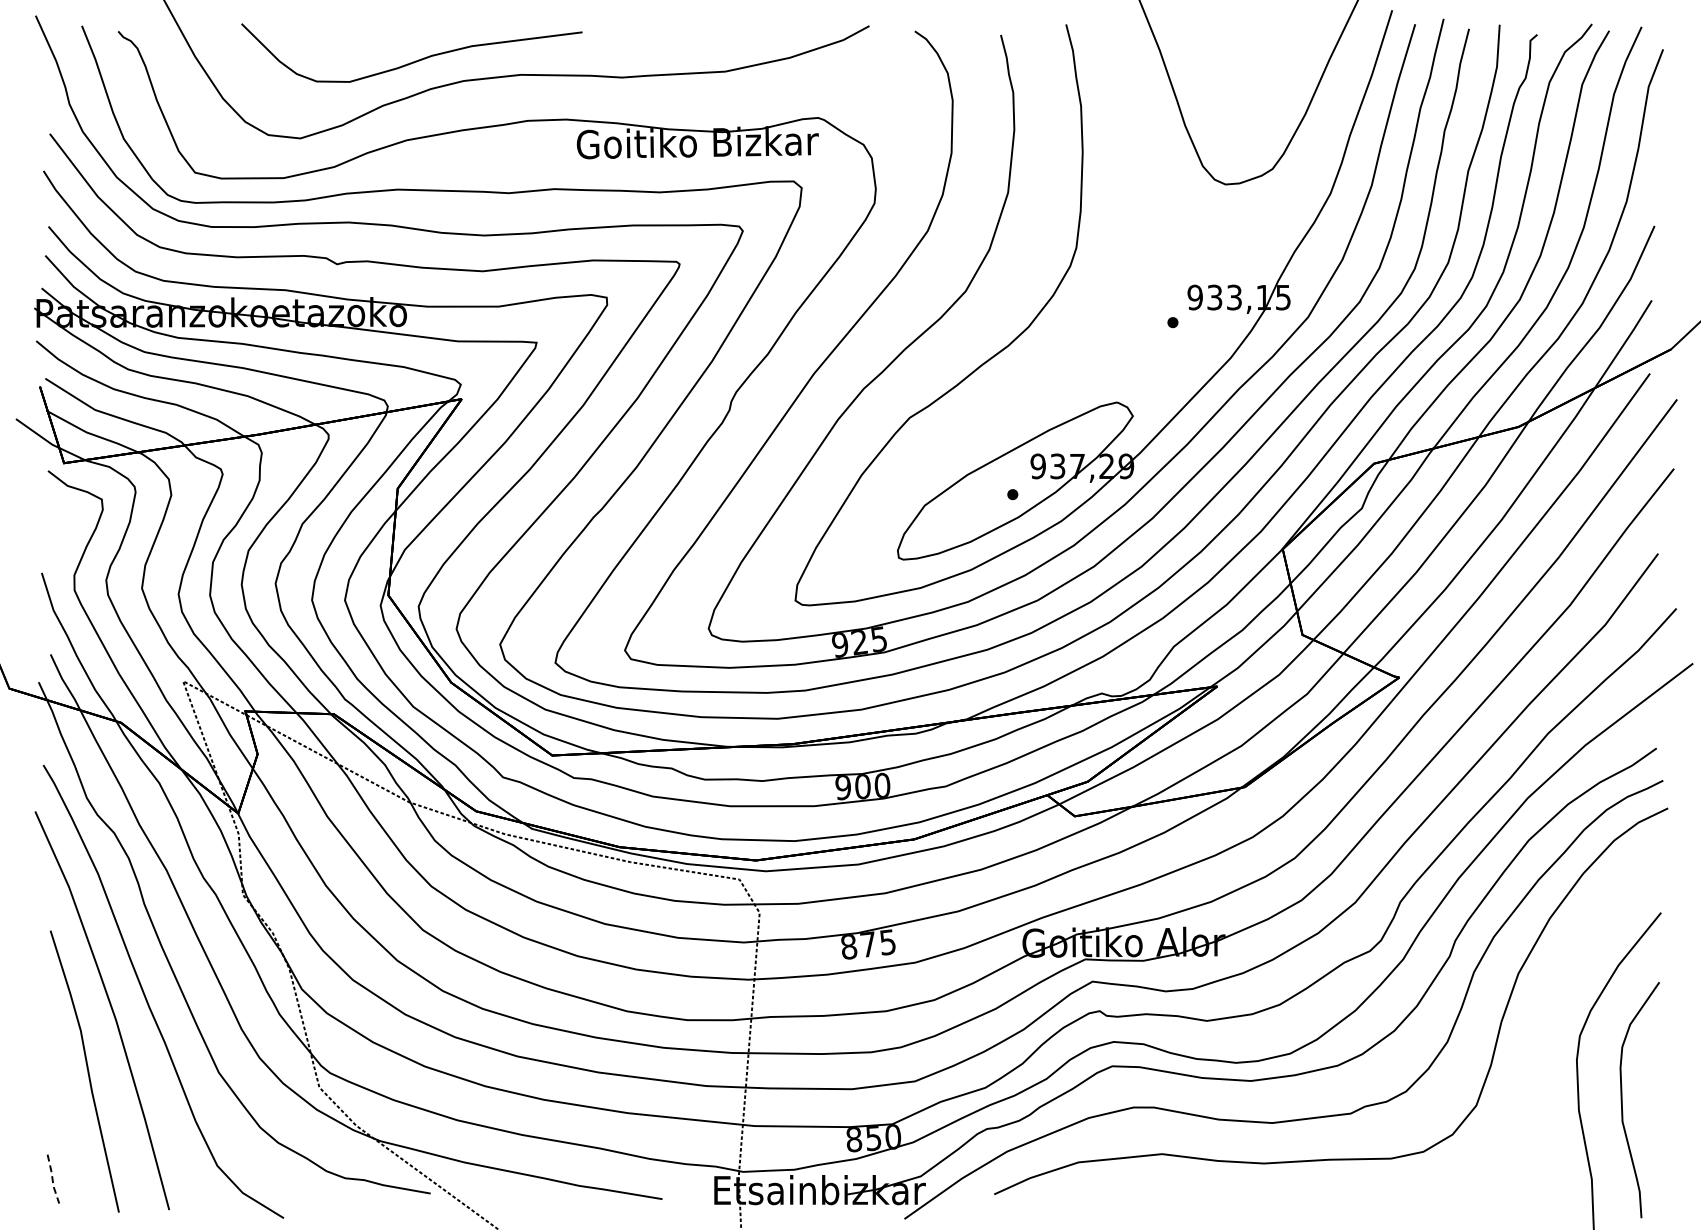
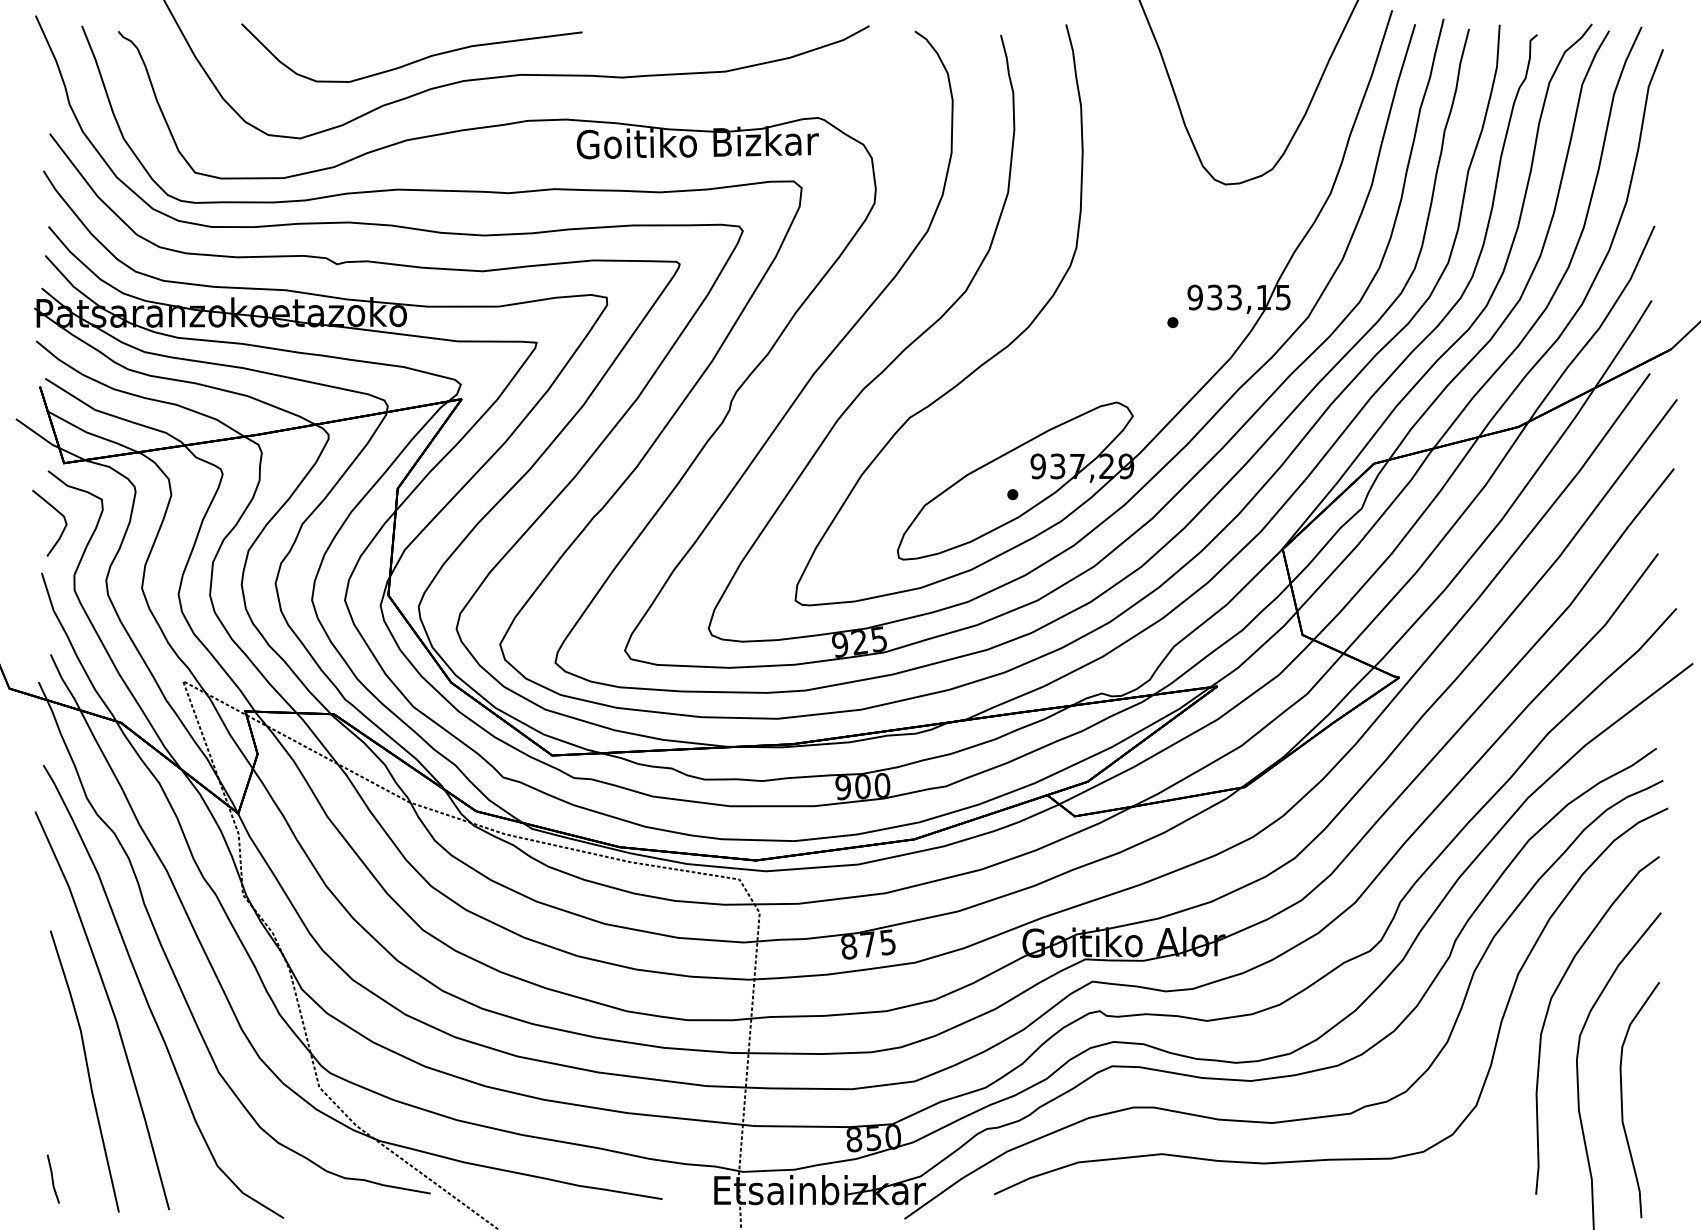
curve: none -> present (58, 513)
curve: none -> present (1548, 1012)
line: dashed -> solid (52, 1179)
